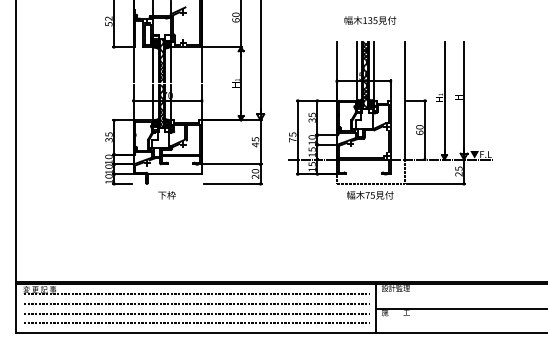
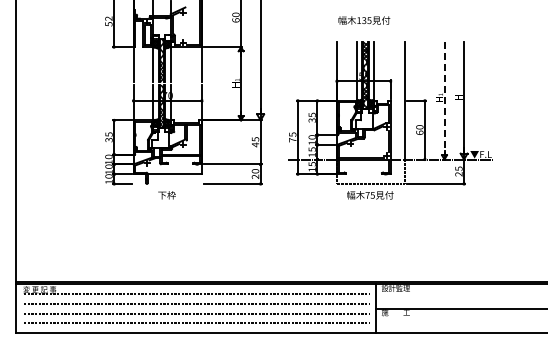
text position: (370, 20) -> (364, 20) (364, 20)
line: solid -> dashed (444, 98)
